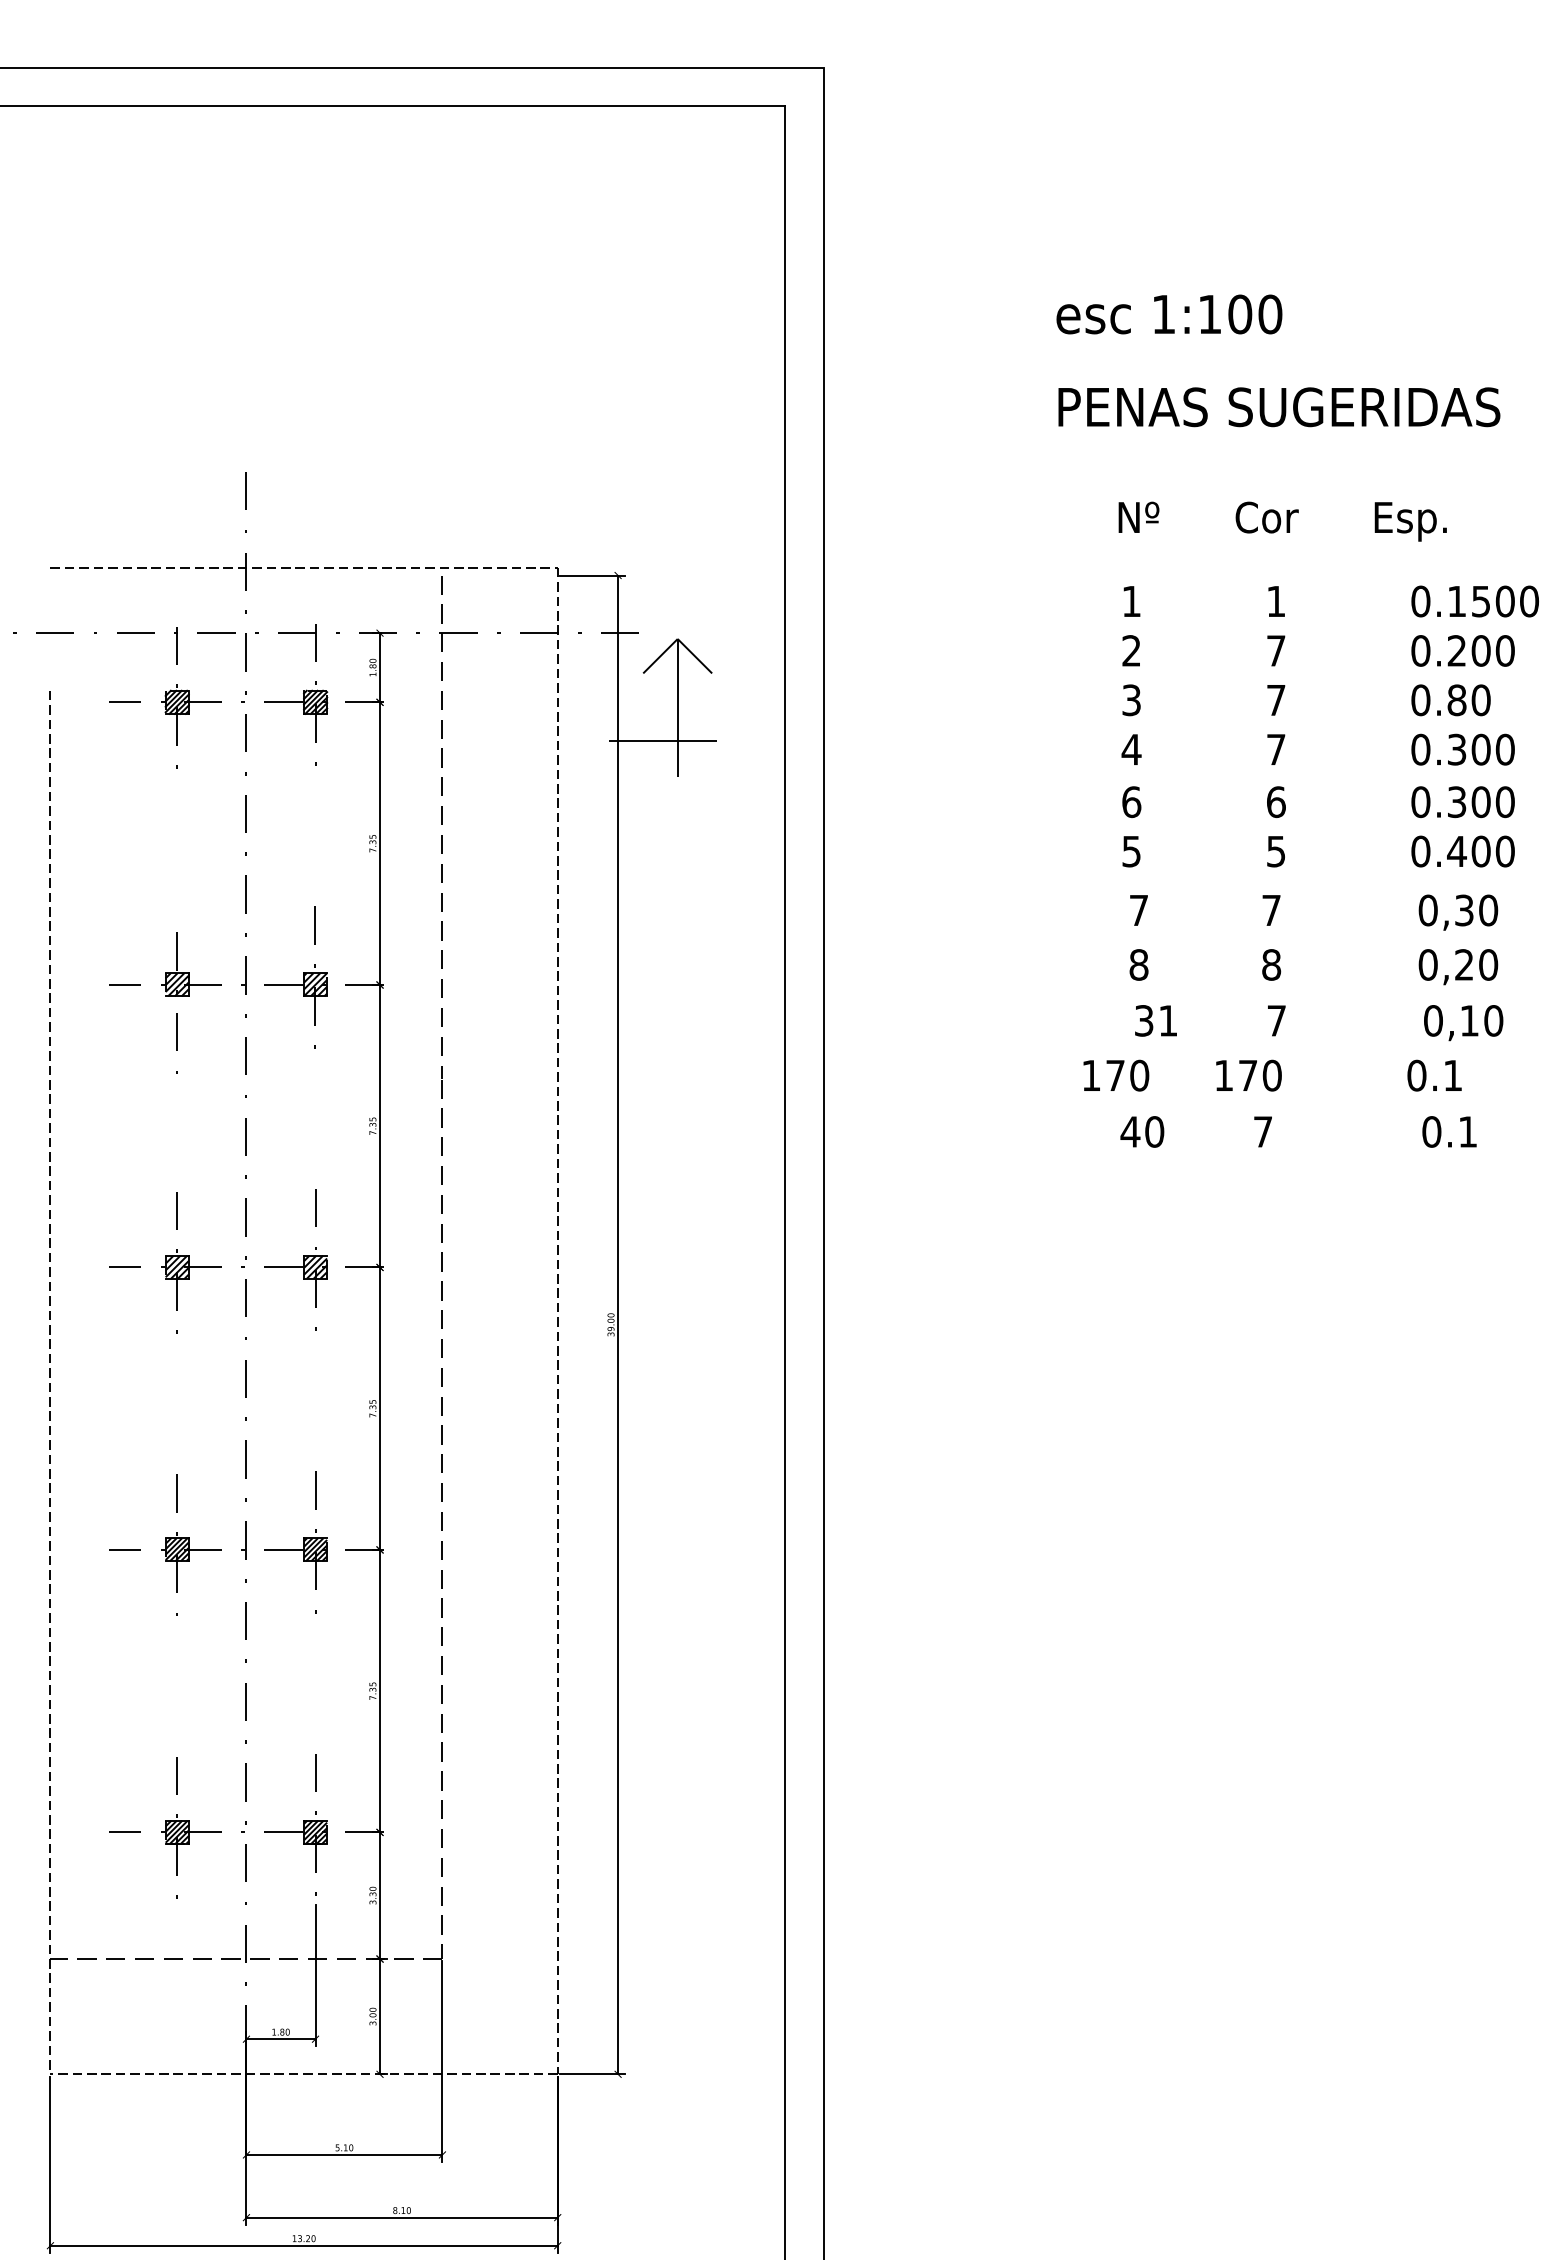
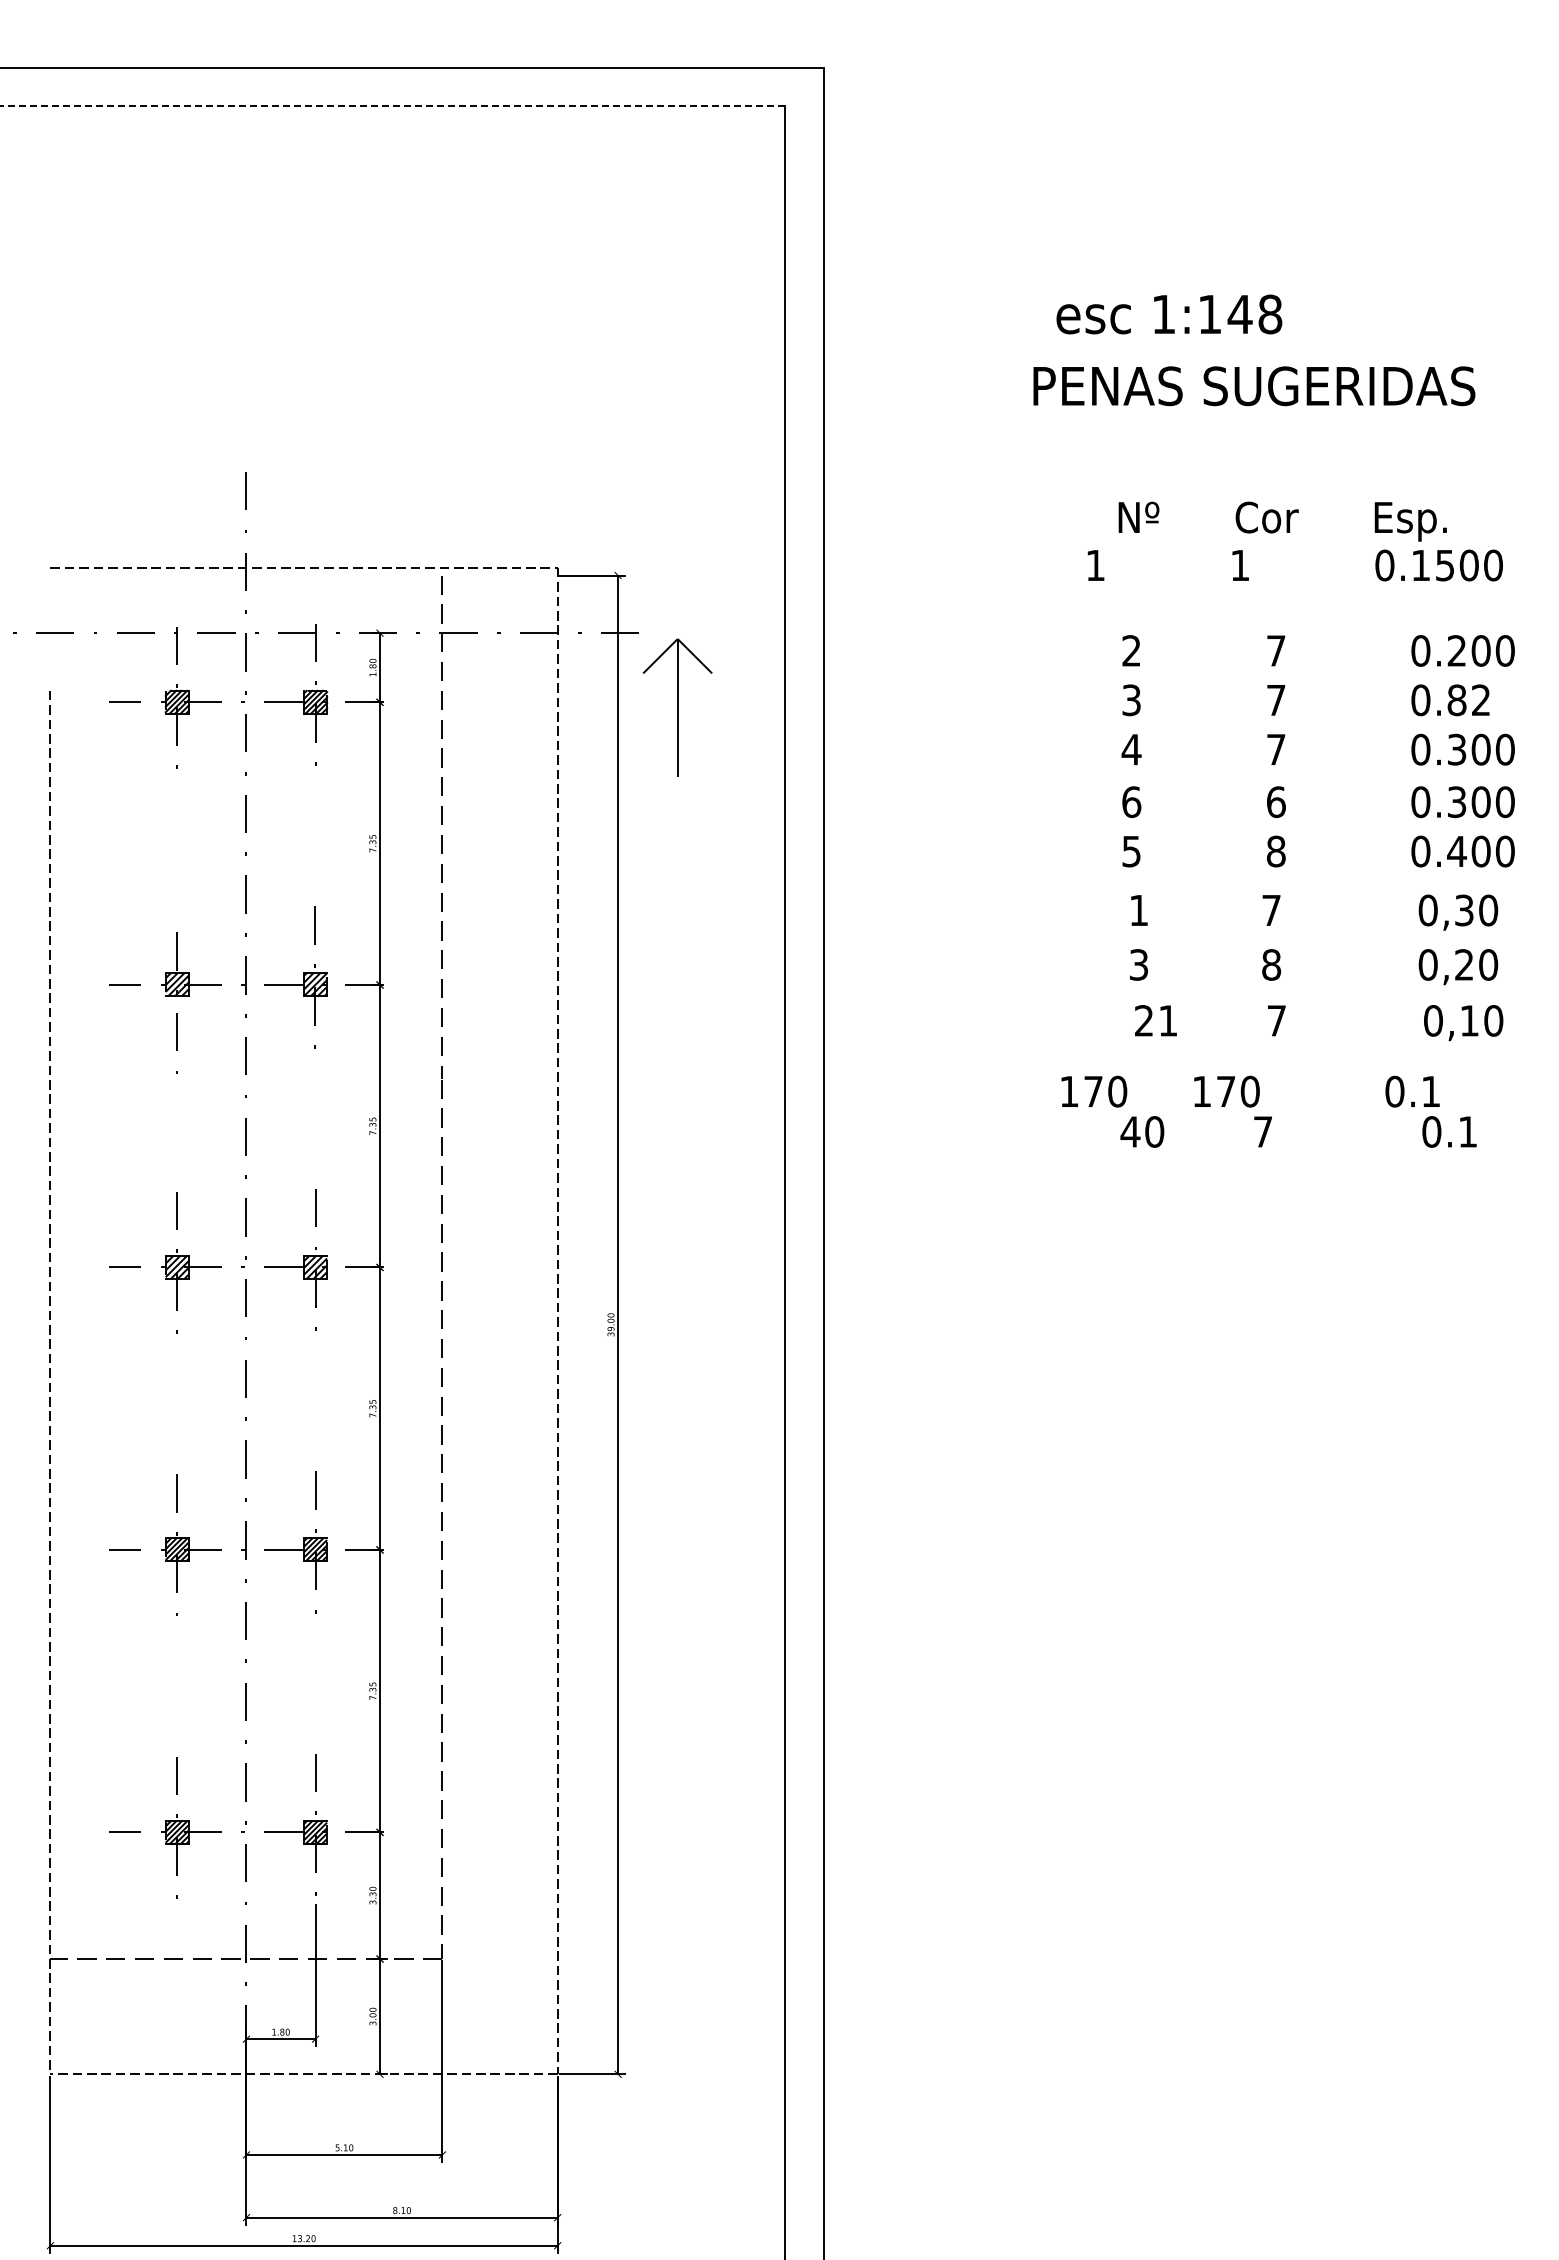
line: solid -> dashed (392, 106)
text: 1:100 -> 1:148 (1254, 314)
text position: (1279, 407) -> (1254, 386) (1254, 386)
text position: (1330, 601) -> (1294, 565) (1294, 565)
text: 0.80 -> 0.82 (1480, 700)
line: present -> none (663, 741)
text: 5 -> 8 (1275, 851)
text: 7 -> 1 (1138, 910)
text: 8 -> 3 (1138, 964)
text: 31 -> 21 (1144, 1020)
text position: (1272, 1075) -> (1250, 1091) (1250, 1091)
